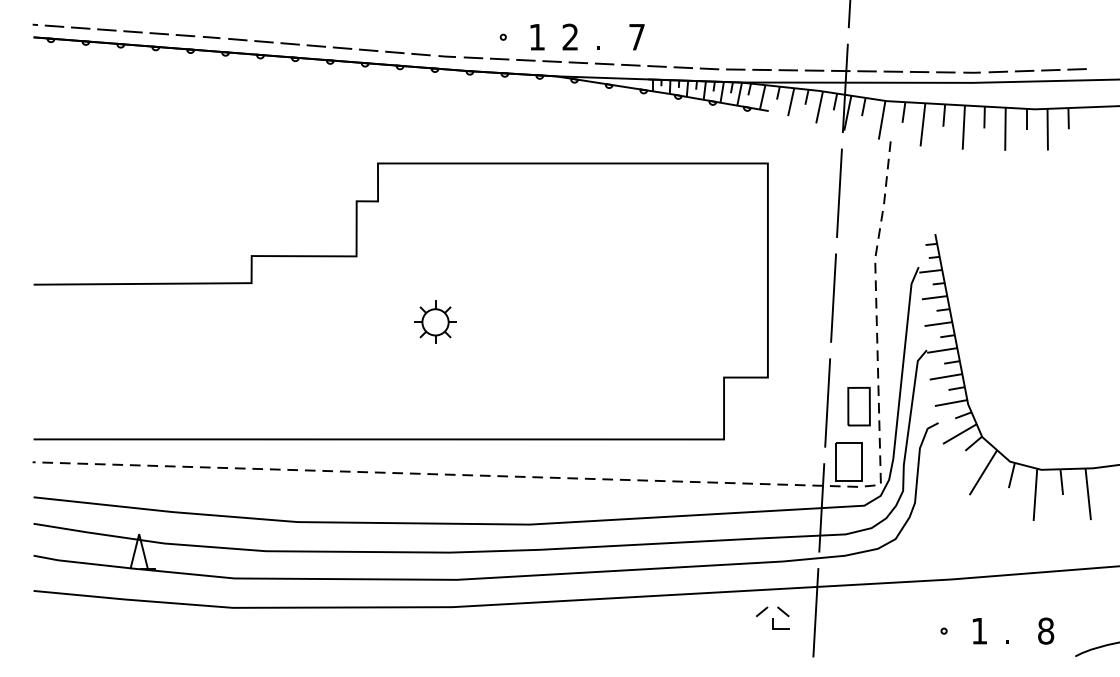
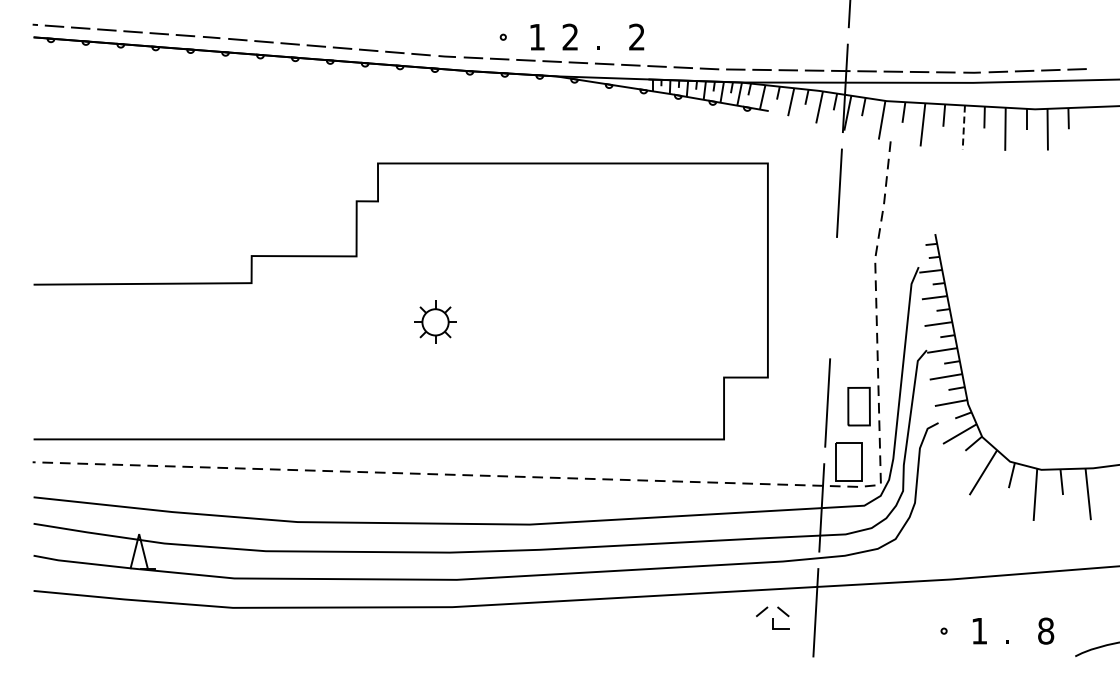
text: 7 -> 2 (636, 36)
line: solid -> dashed (963, 128)
line: present -> none (833, 297)
